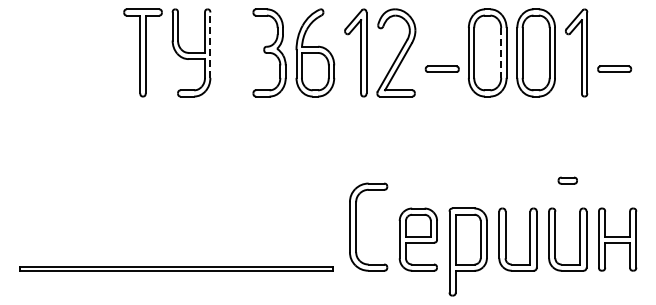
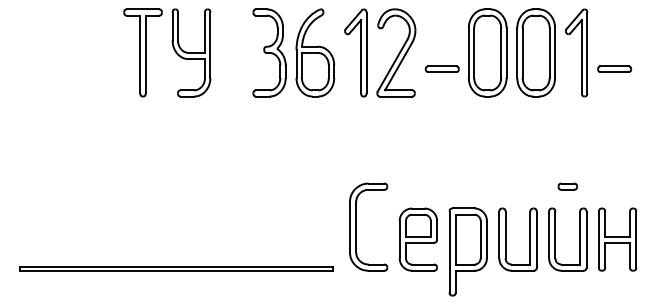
line: dashed -> solid (210, 45)
line: dashed -> solid (501, 52)
part position: (567, 180) -> (567, 186) (567, 186)
